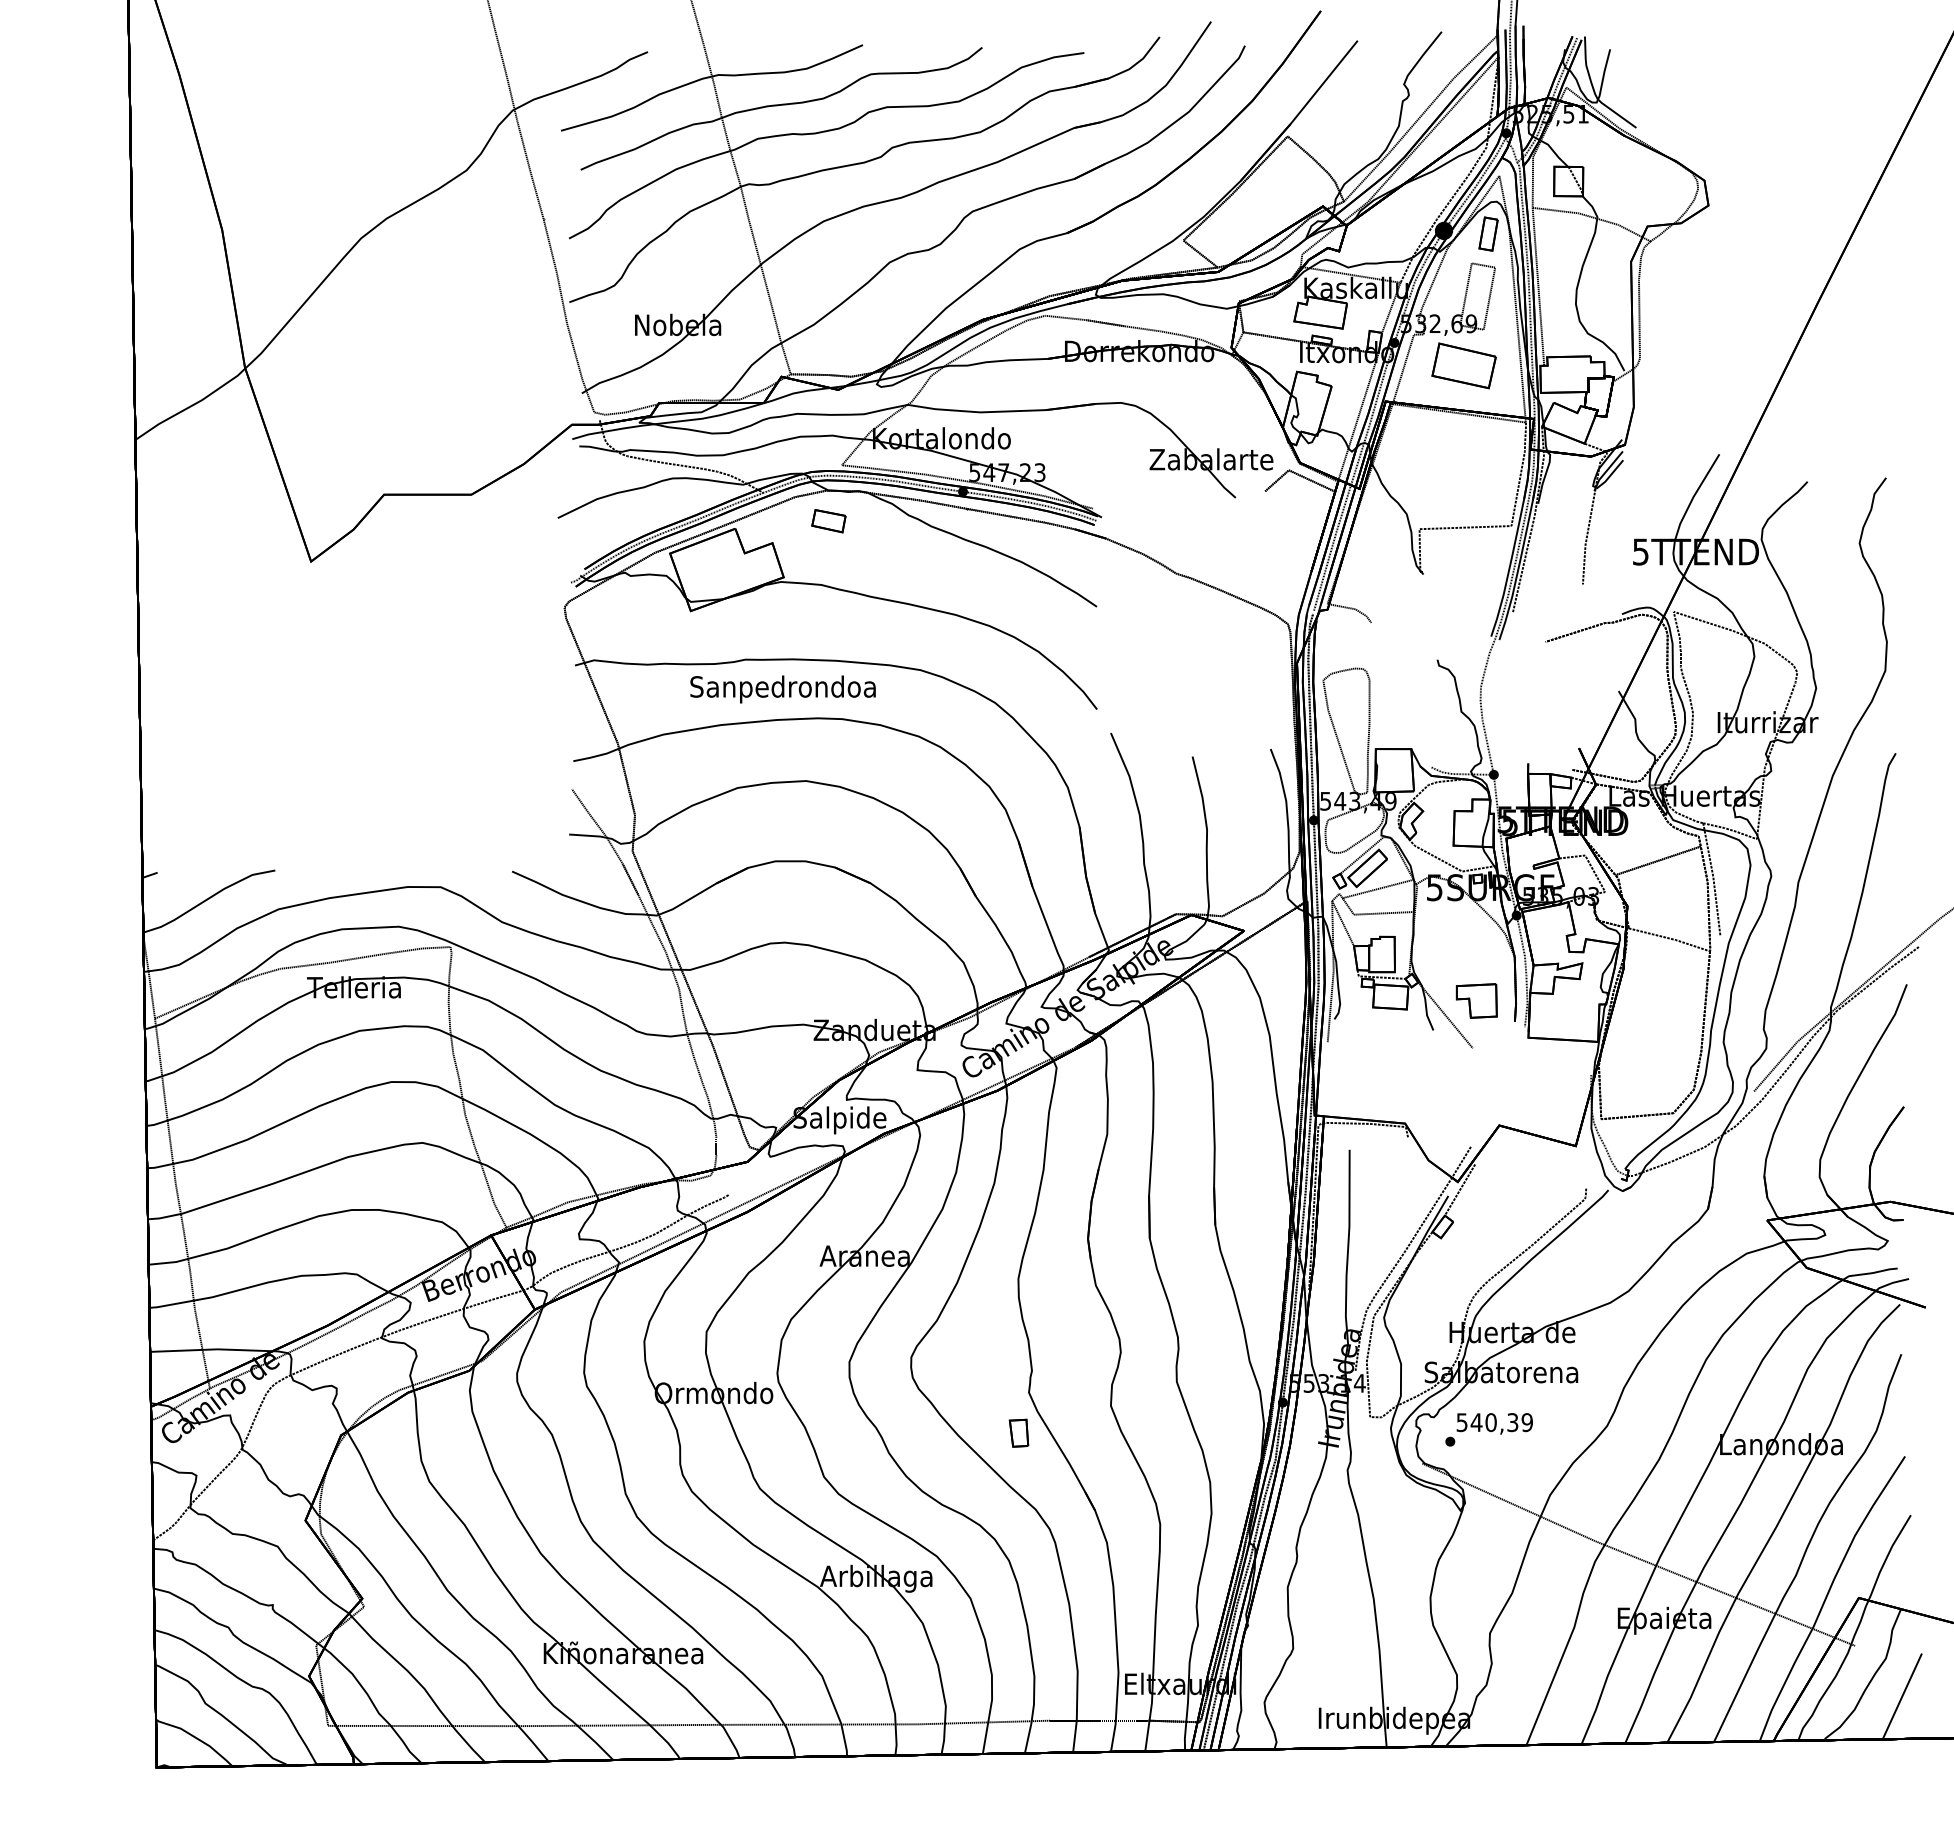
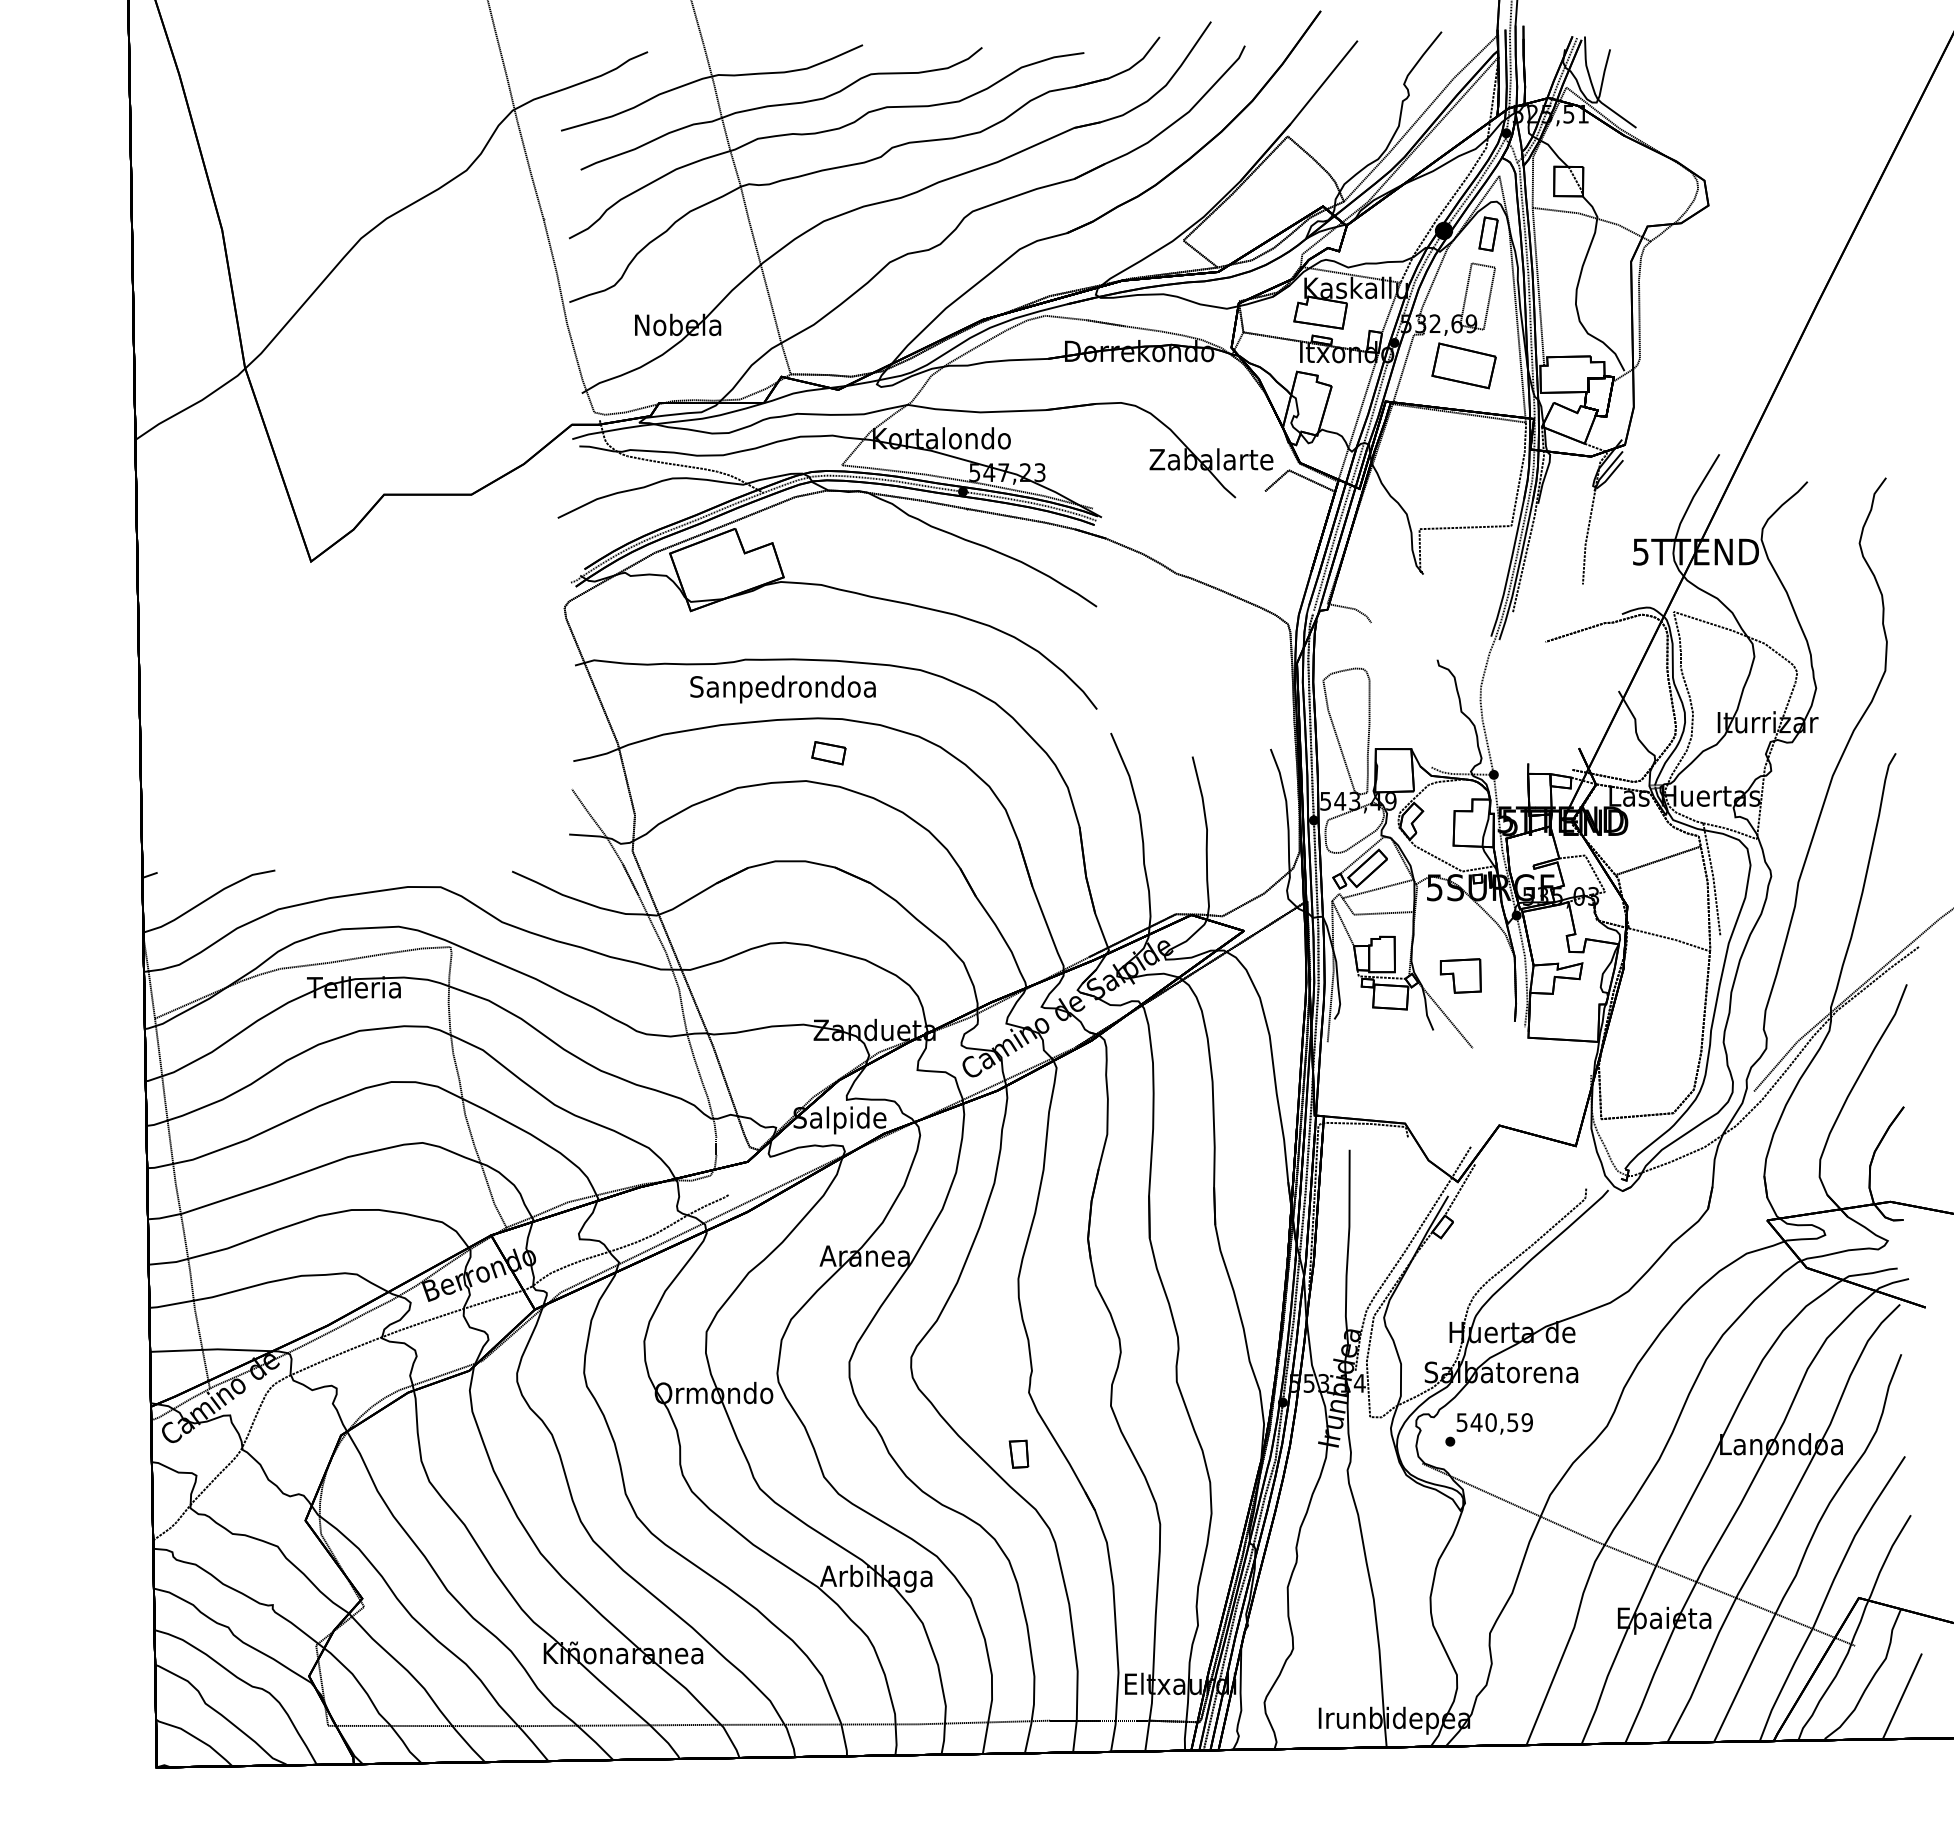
part position: (828, 521) -> (828, 753) (828, 753)
part position: (1476, 1000) -> (1460, 975) (1460, 975)
text: 540,39 -> 540,59 (1513, 1422)
part position: (1018, 1432) -> (1018, 1453) (1018, 1453)
